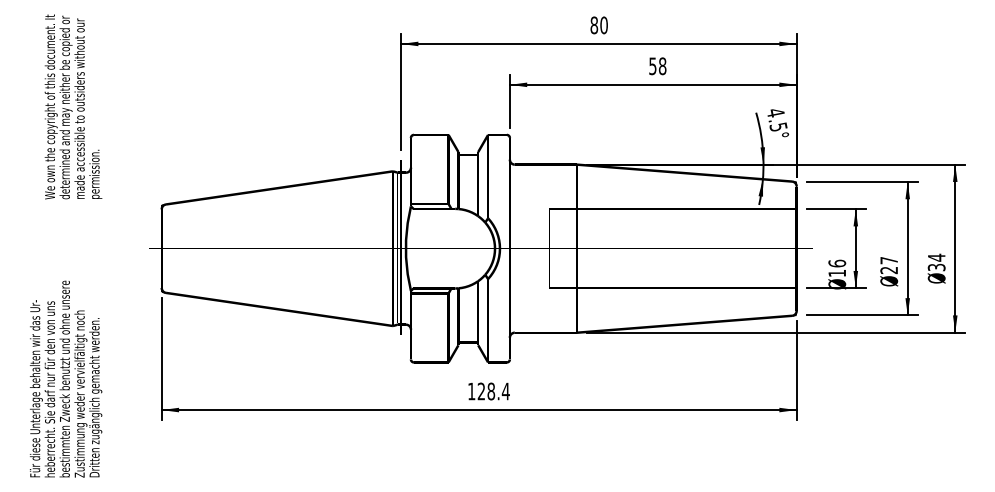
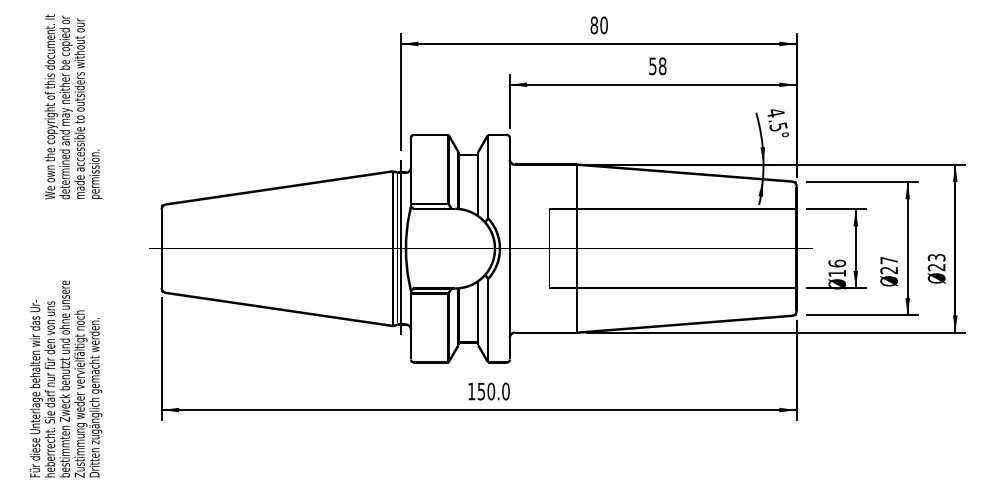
text: 34 -> 23 (936, 262)
text: 128.4 -> 150.0 (493, 391)
